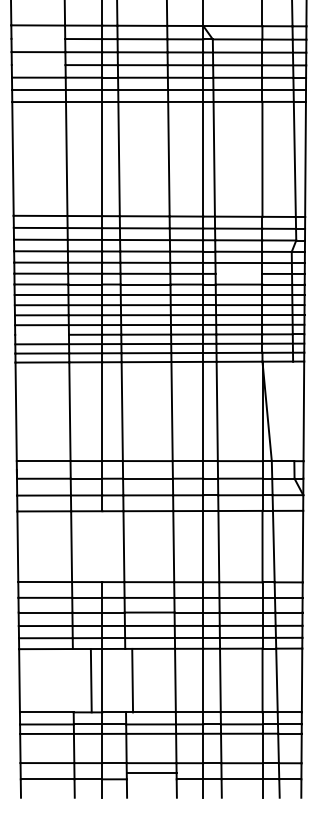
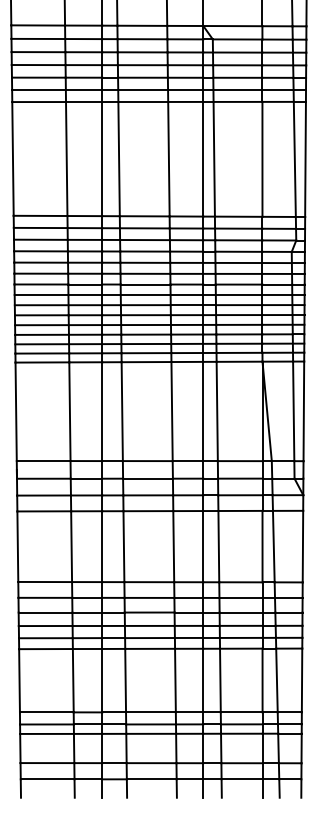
line: none -> present (38, 38)
line: none -> present (38, 65)
line: none -> present (238, 273)
line: none -> present (41, 334)
line: none -> present (293, 411)
line: none -> present (102, 546)
line position: (90, 680) -> (72, 680) (72, 680)
line position: (132, 680) -> (125, 680) (125, 680)
line position: (151, 773) -> (151, 779) (151, 779)
